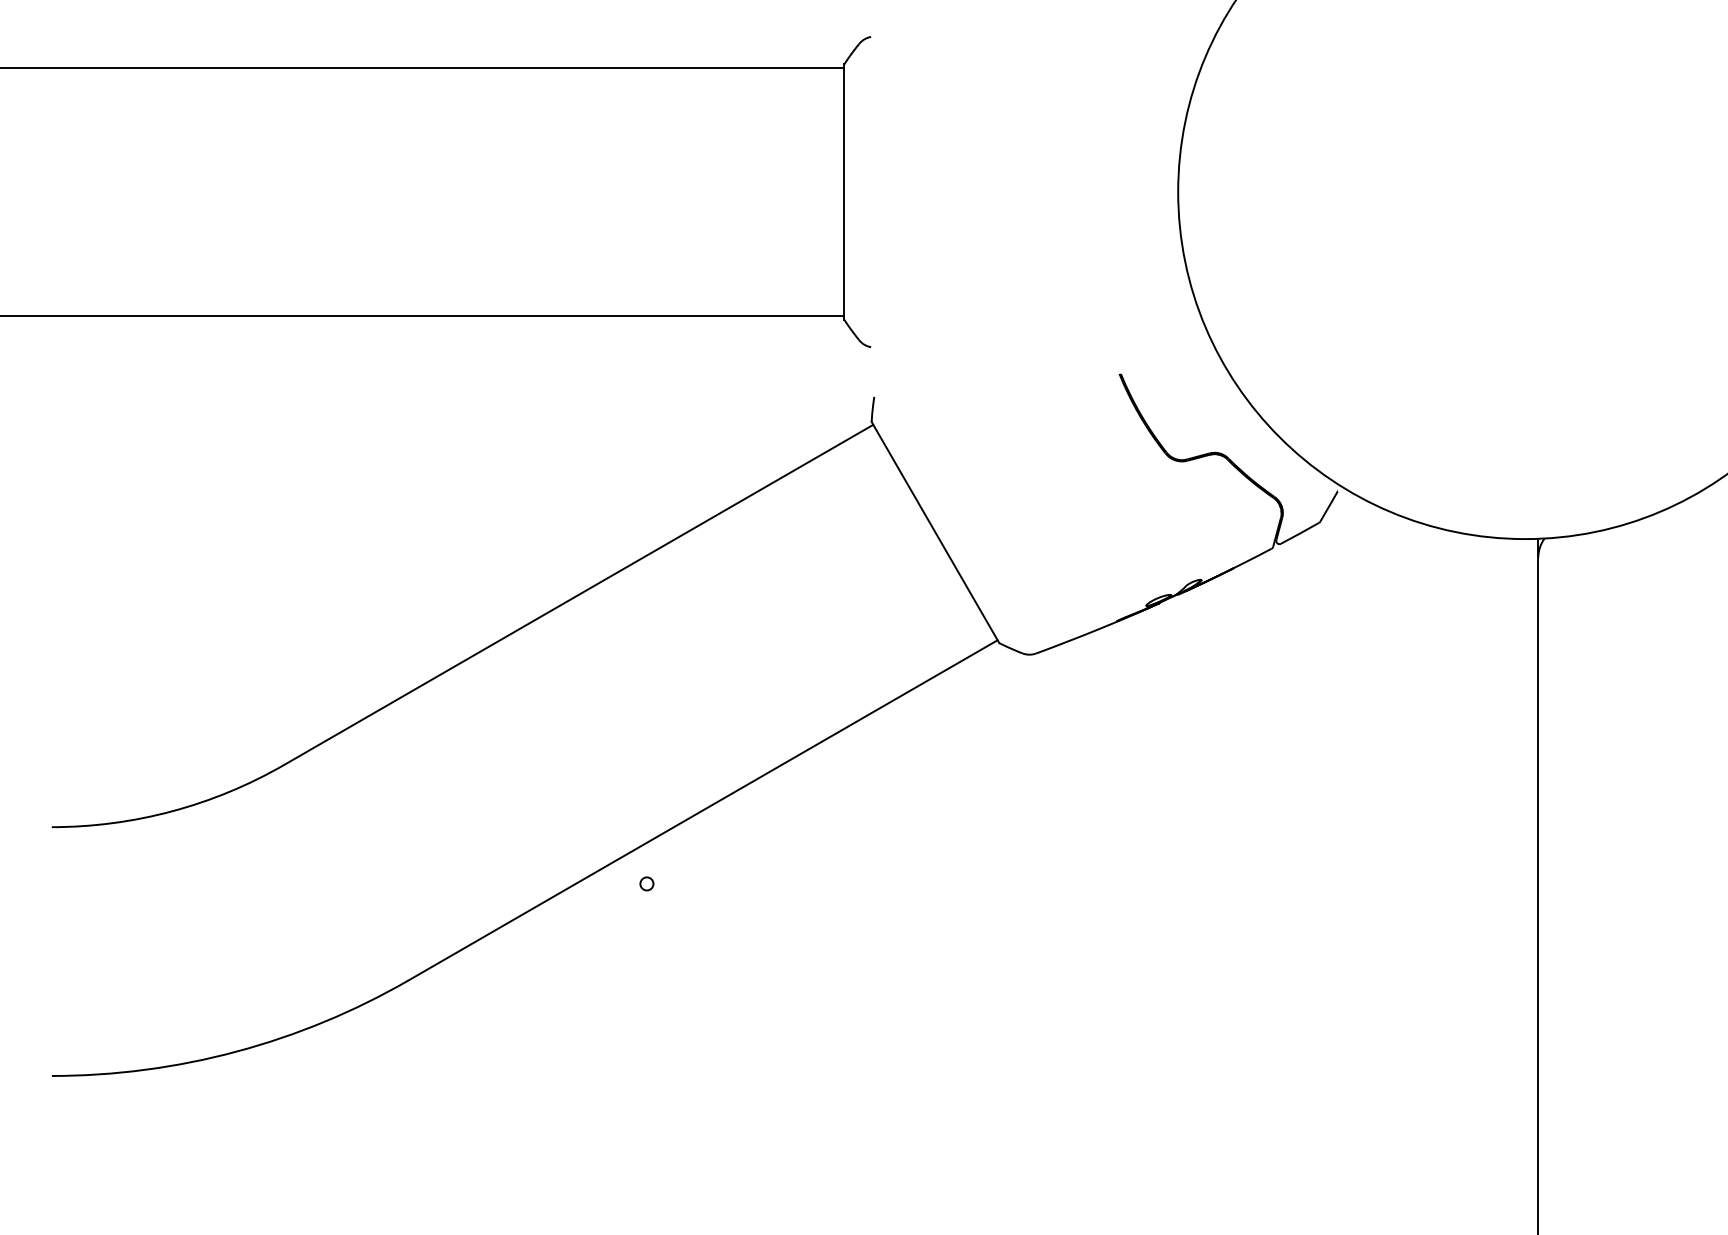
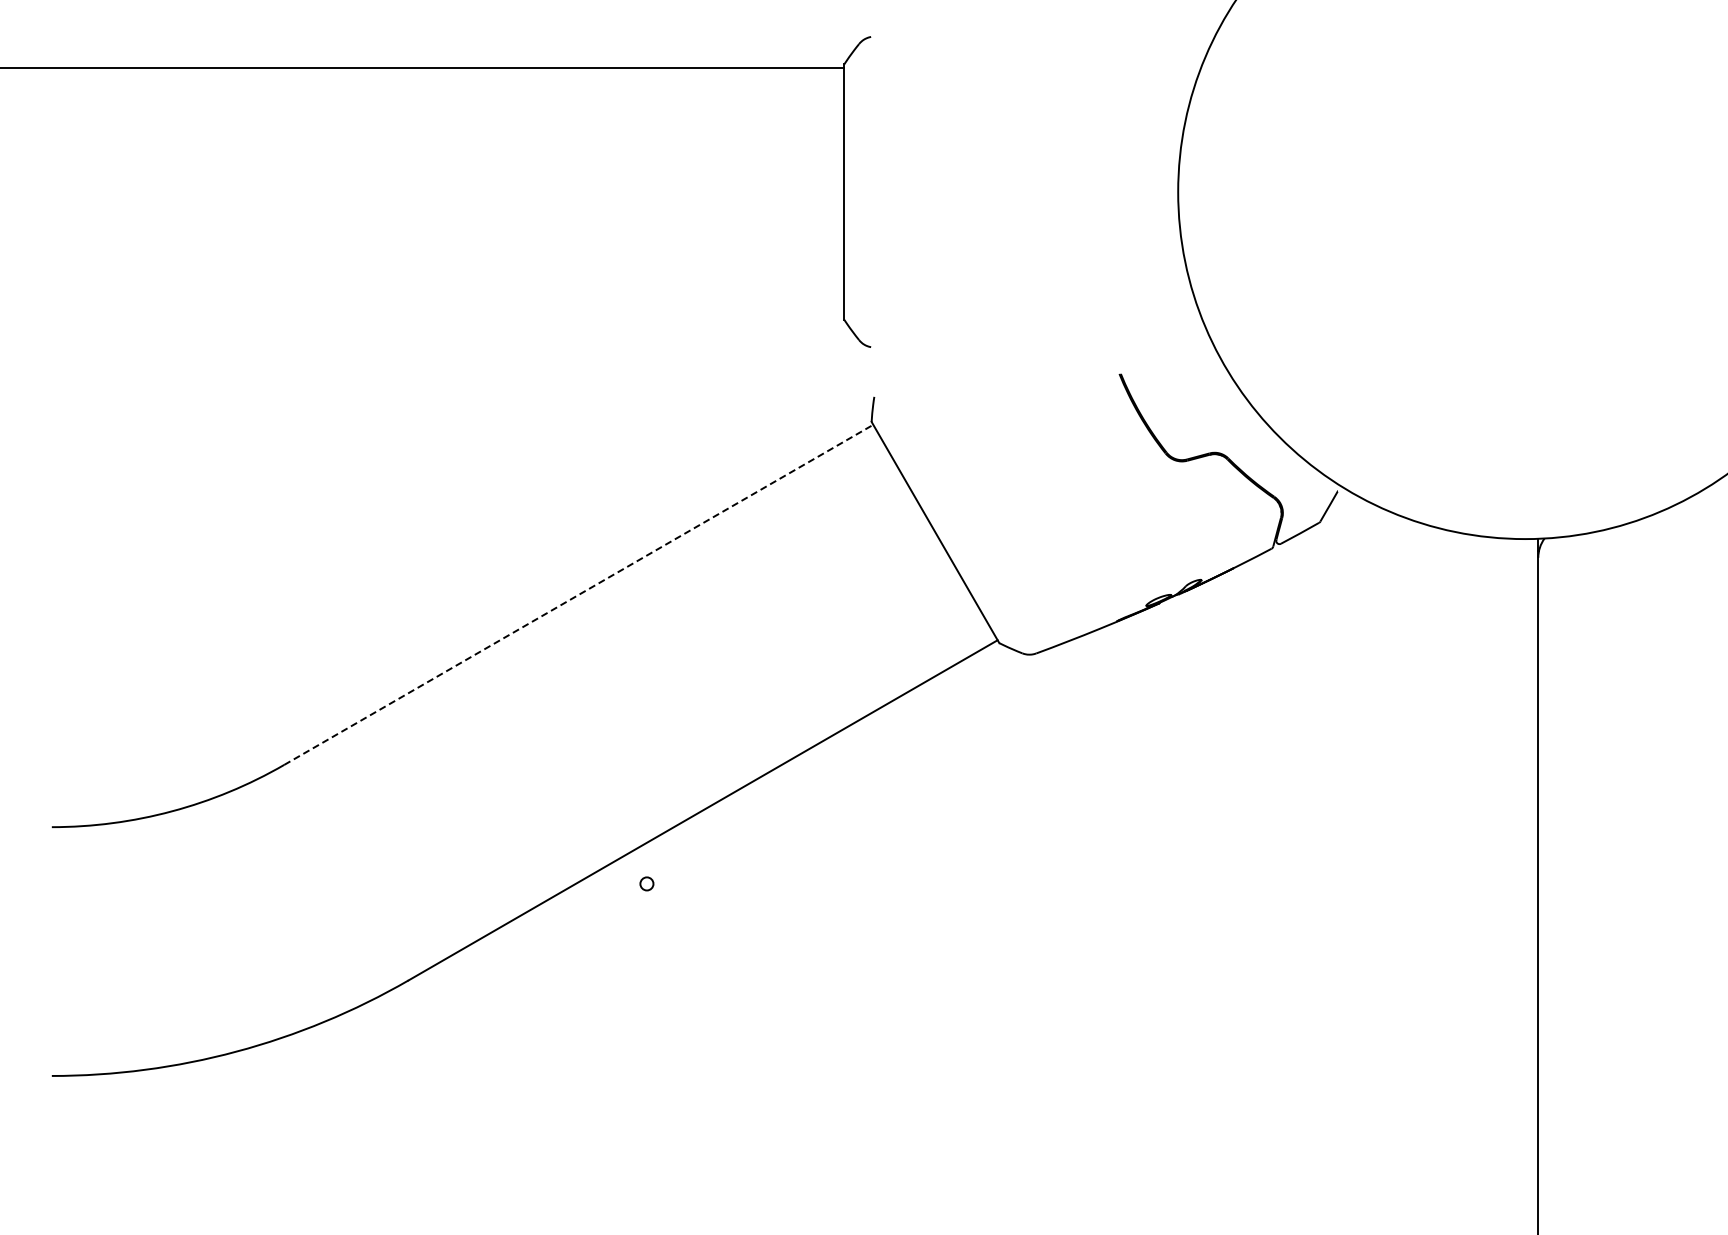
line: present -> none (423, 316)
line: solid -> dashed (579, 594)
